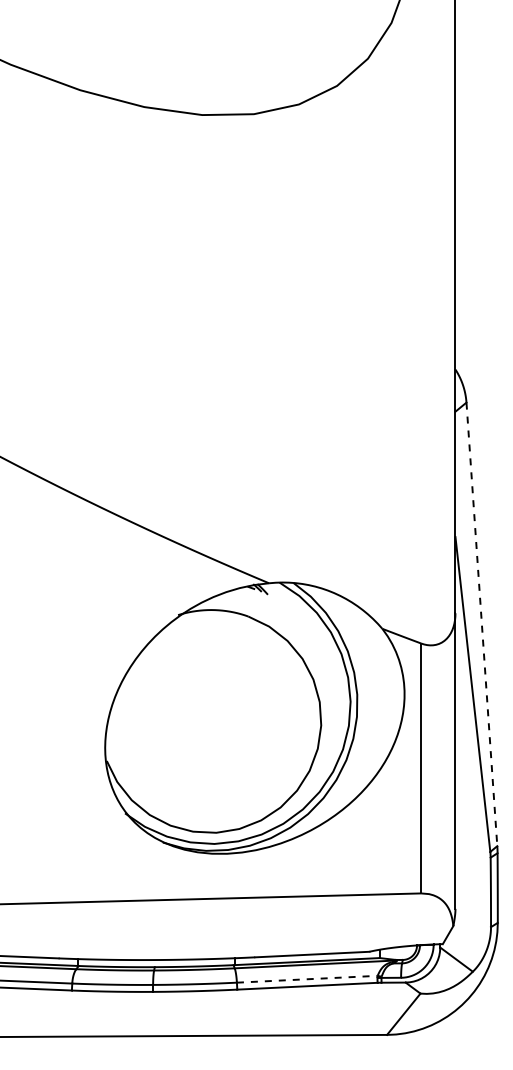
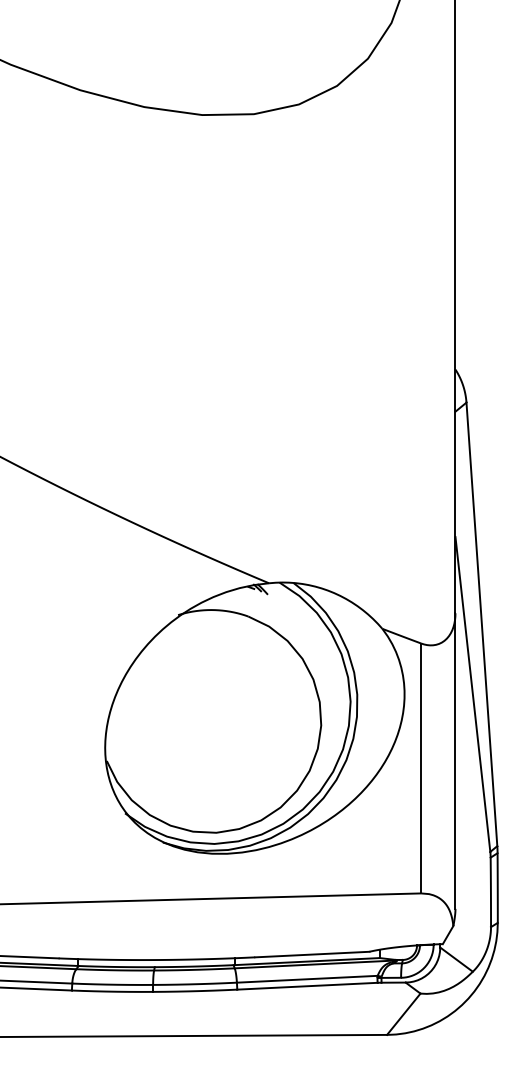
line: dashed -> solid (481, 624)
line: dashed -> solid (307, 979)
